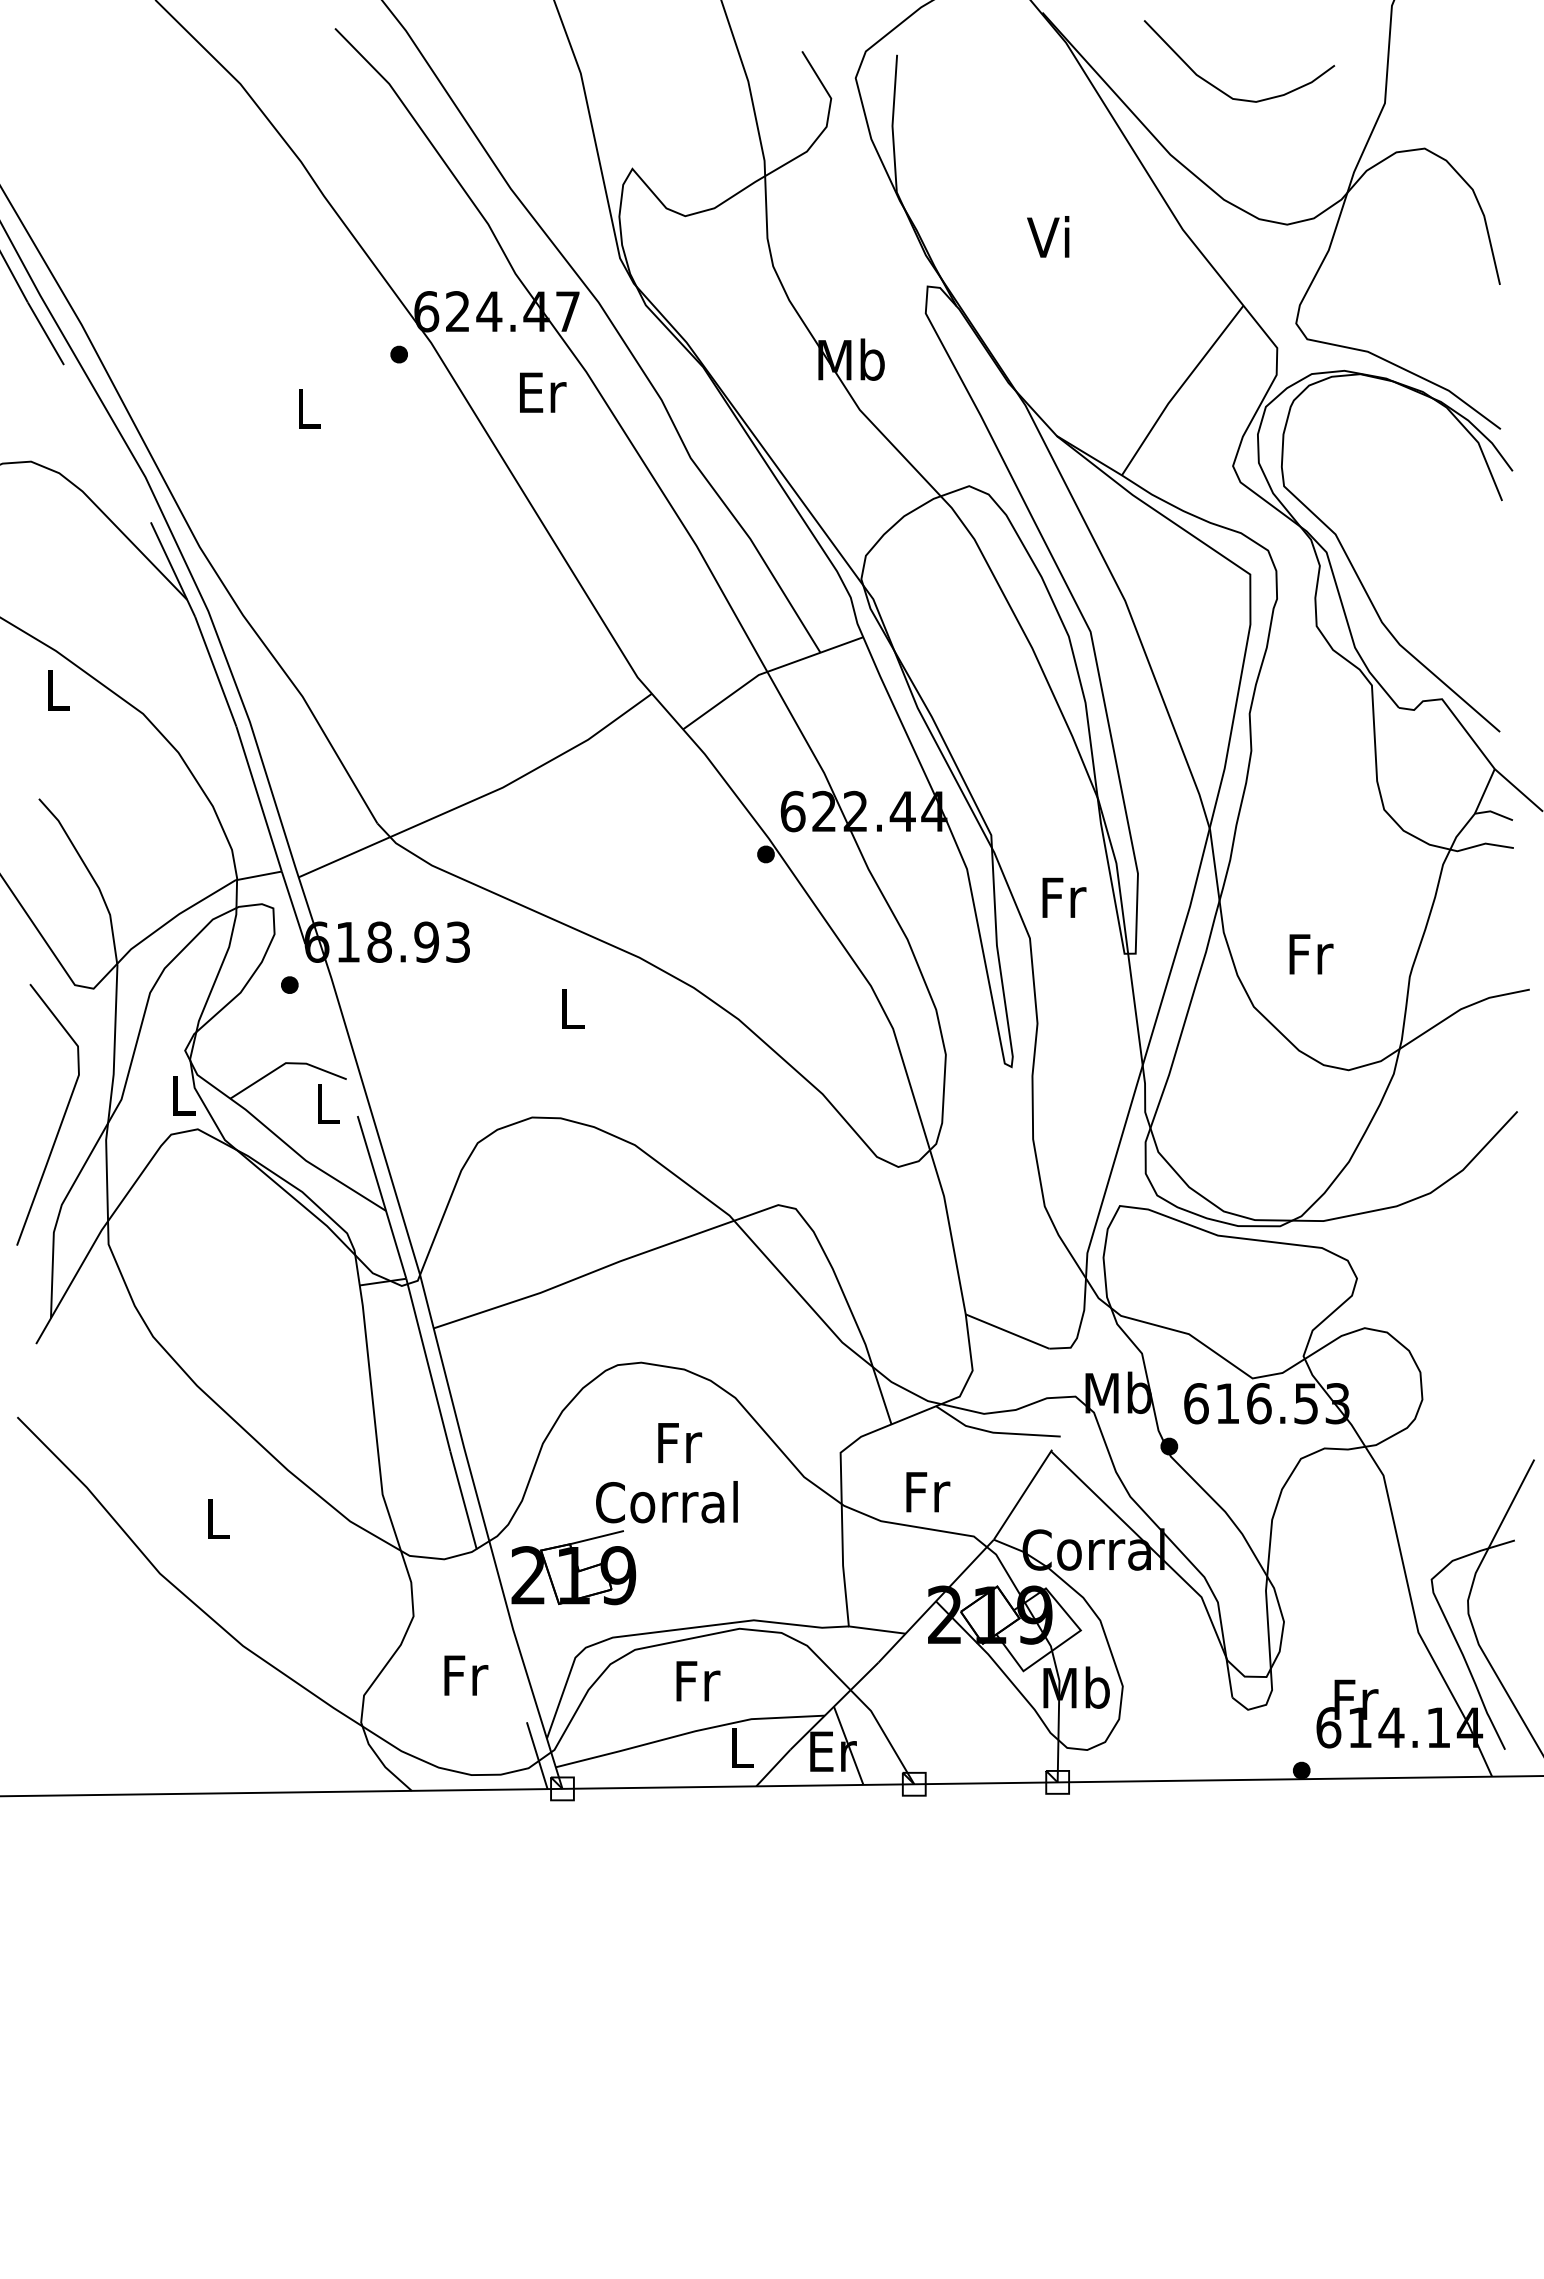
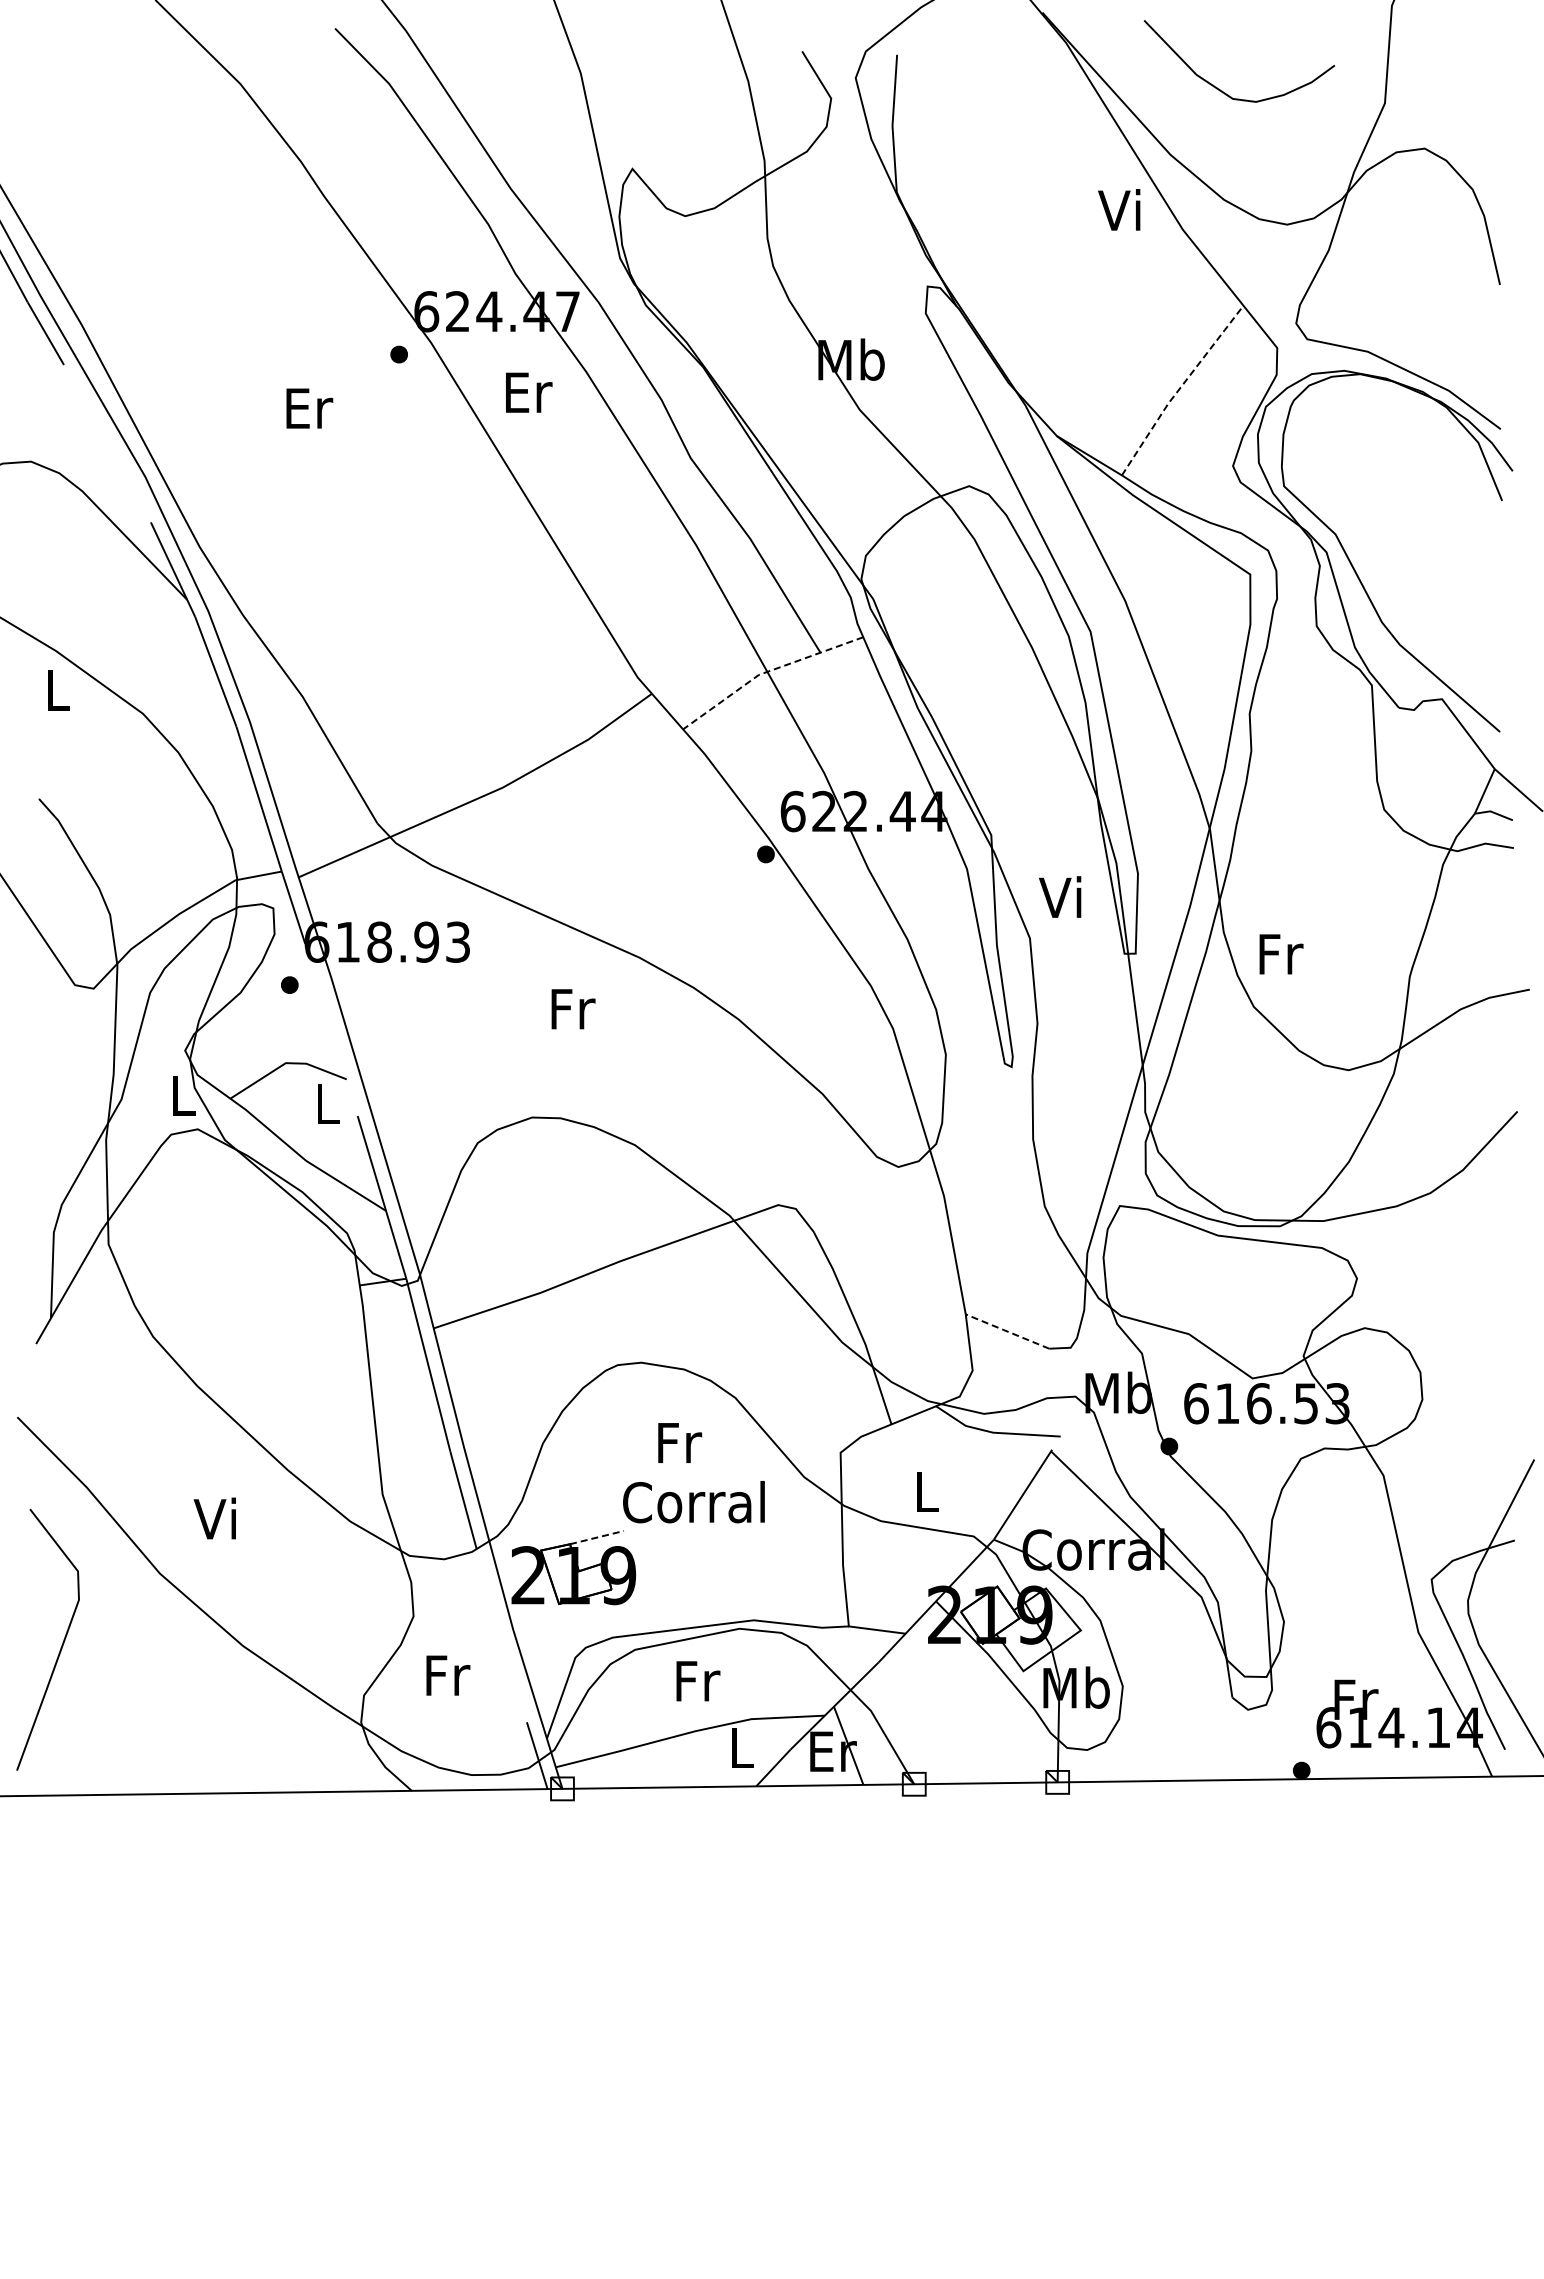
text position: (1048, 236) -> (1119, 209) (1119, 209)
line: solid -> dashed (1179, 388)
text position: (543, 392) -> (529, 392) (529, 392)
text: L -> Er (309, 408)
line: solid -> dashed (766, 672)
text: Fr -> Vi (1062, 896)
text position: (1311, 954) -> (1281, 954) (1281, 954)
text: L -> Fr (573, 1009)
line position: (61, 1120) -> (61, 1645) (61, 1645)
line: solid -> dashed (1007, 1331)
text: Fr -> L (928, 1492)
text position: (666, 1502) -> (693, 1502) (693, 1502)
text: L -> Vi (214, 1518)
line: solid -> dashed (596, 1537)
text position: (466, 1675) -> (448, 1675) (448, 1675)
